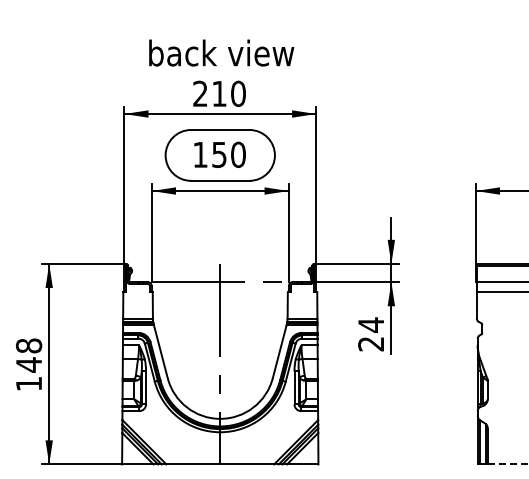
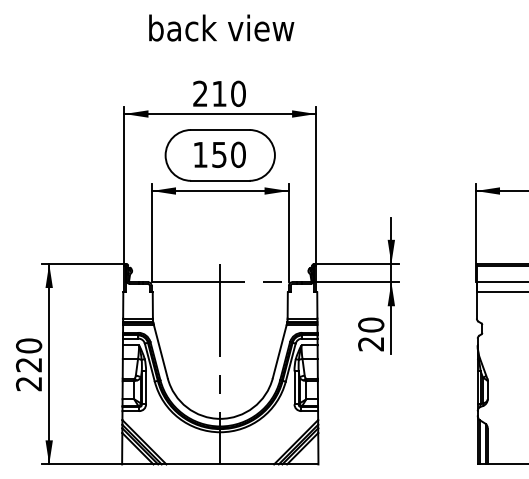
text position: (221, 52) -> (221, 27) (221, 27)
text: 24 -> 20 (371, 325)
text: 148 -> 220 (28, 364)
line: dashed -> solid (508, 464)
